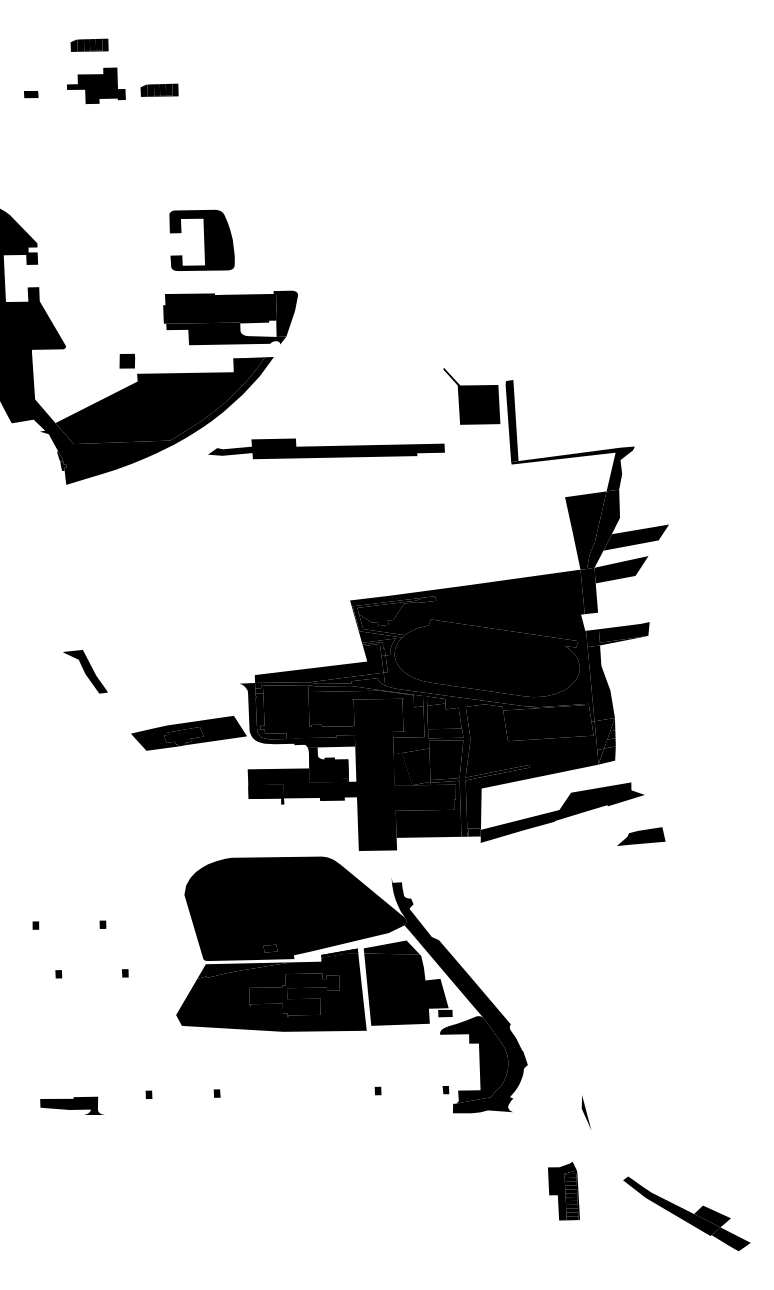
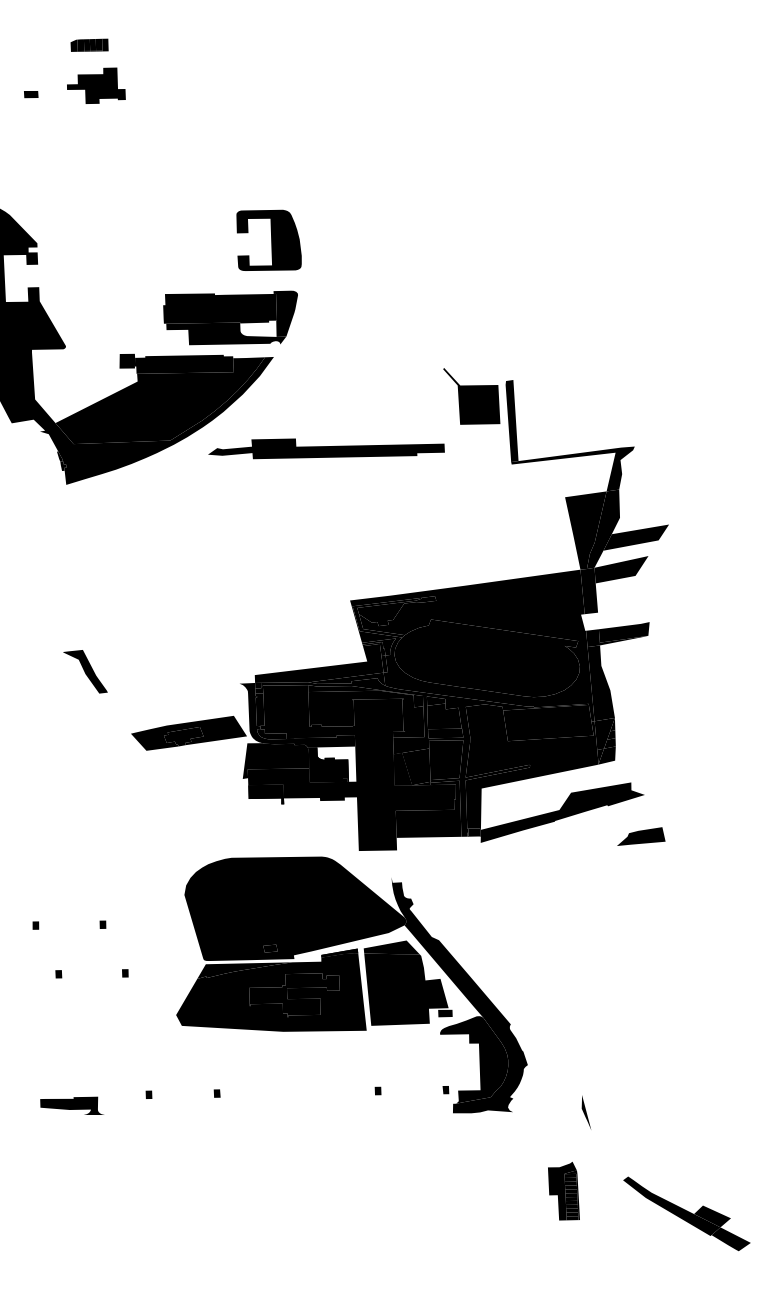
part: present -> none (159, 89)
part position: (201, 239) -> (268, 239) (268, 239)
fill: none -> present (183, 363)
fill: none -> present (275, 761)
